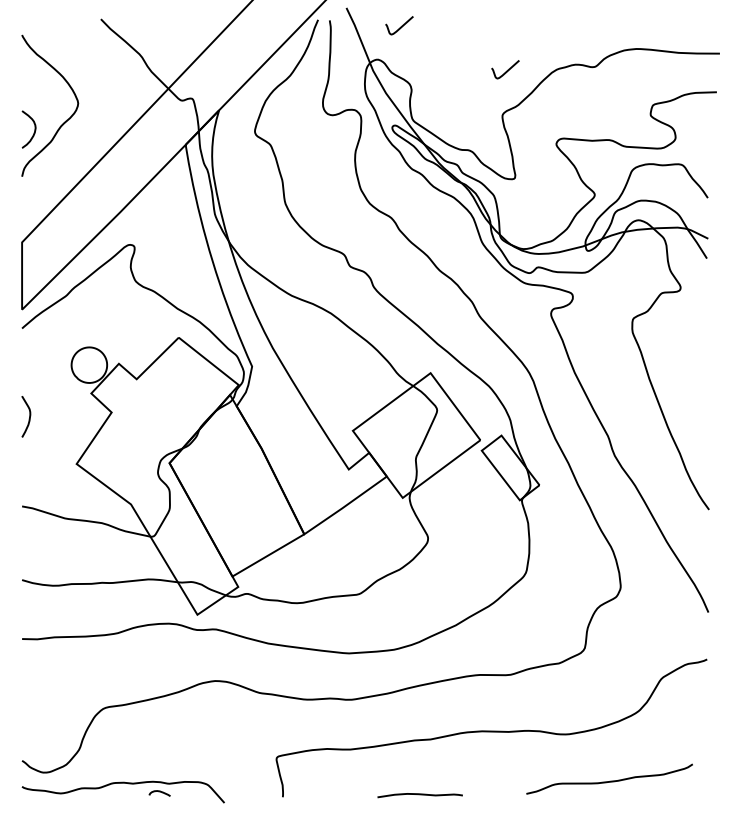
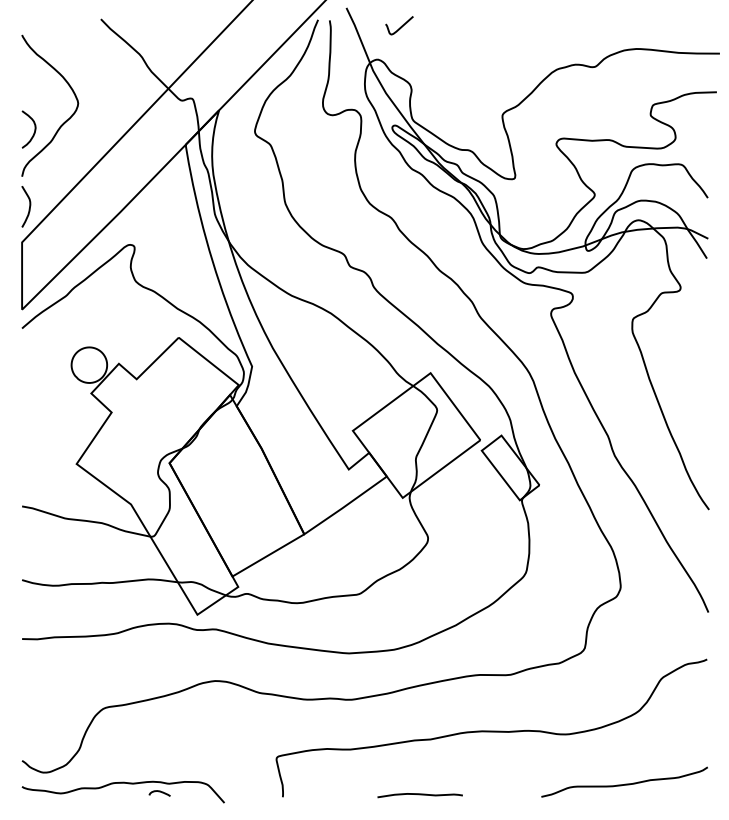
curve: present -> none (506, 70)
curve position: (29, 416) -> (29, 206) (29, 206)
curve position: (610, 780) -> (625, 783) (625, 783)
